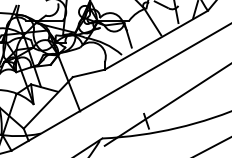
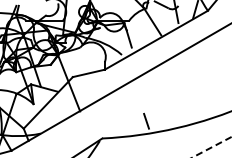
line: present -> none (166, 105)
line: solid -> dashed (211, 147)
